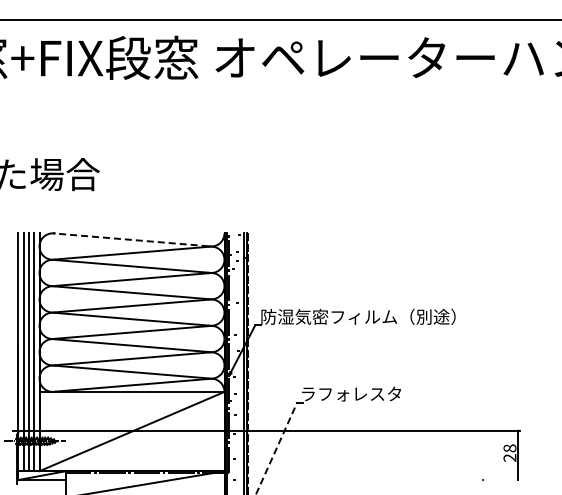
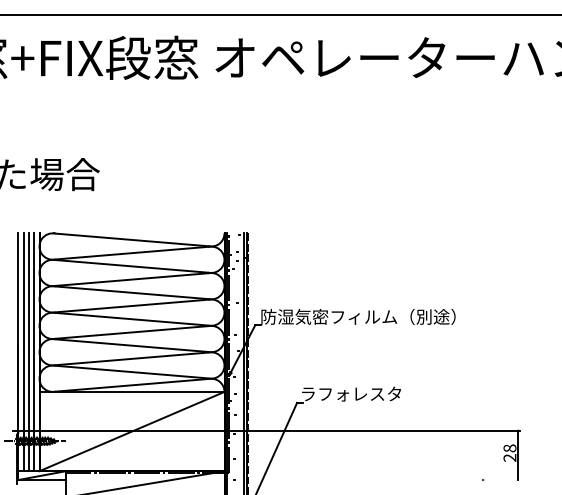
line position: (280, 19) -> (280, 14) (280, 14)
line: dashed -> solid (132, 239)
line: dashed -> solid (276, 448)
